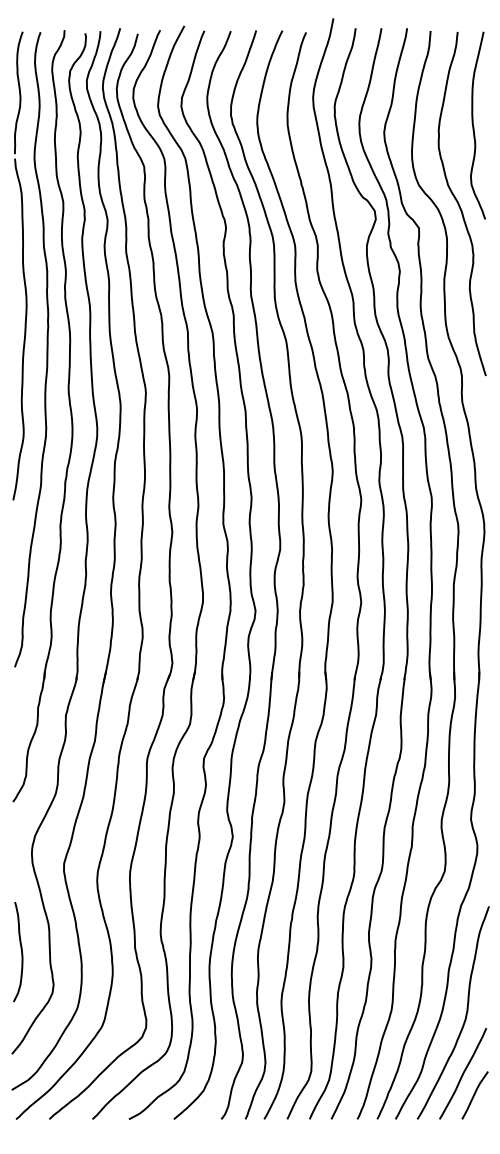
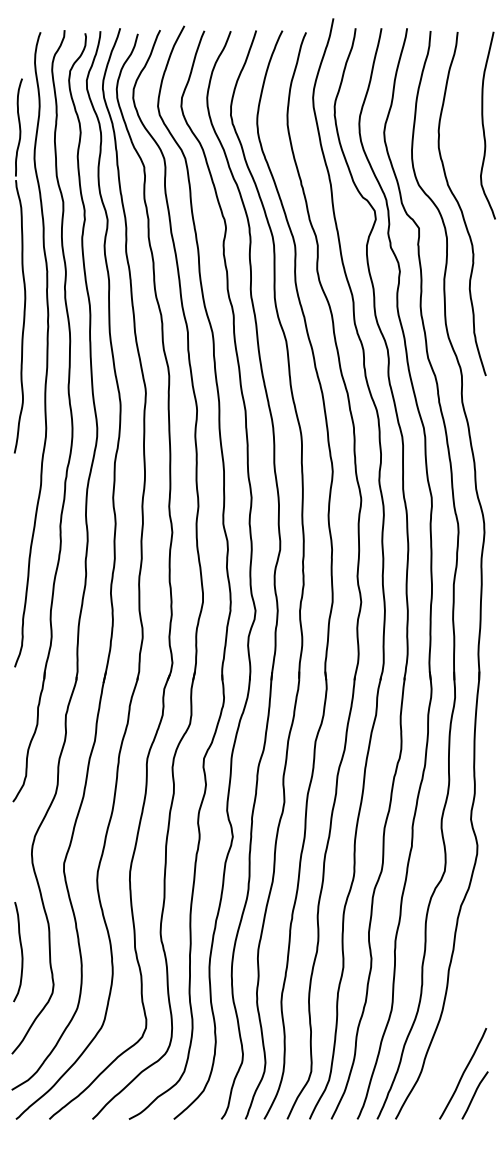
curve position: (474, 126) -> (484, 126) (484, 126)
part size: 16x470 px -> 14x376 px (19, 265)
curve: present -> none (465, 1013)
